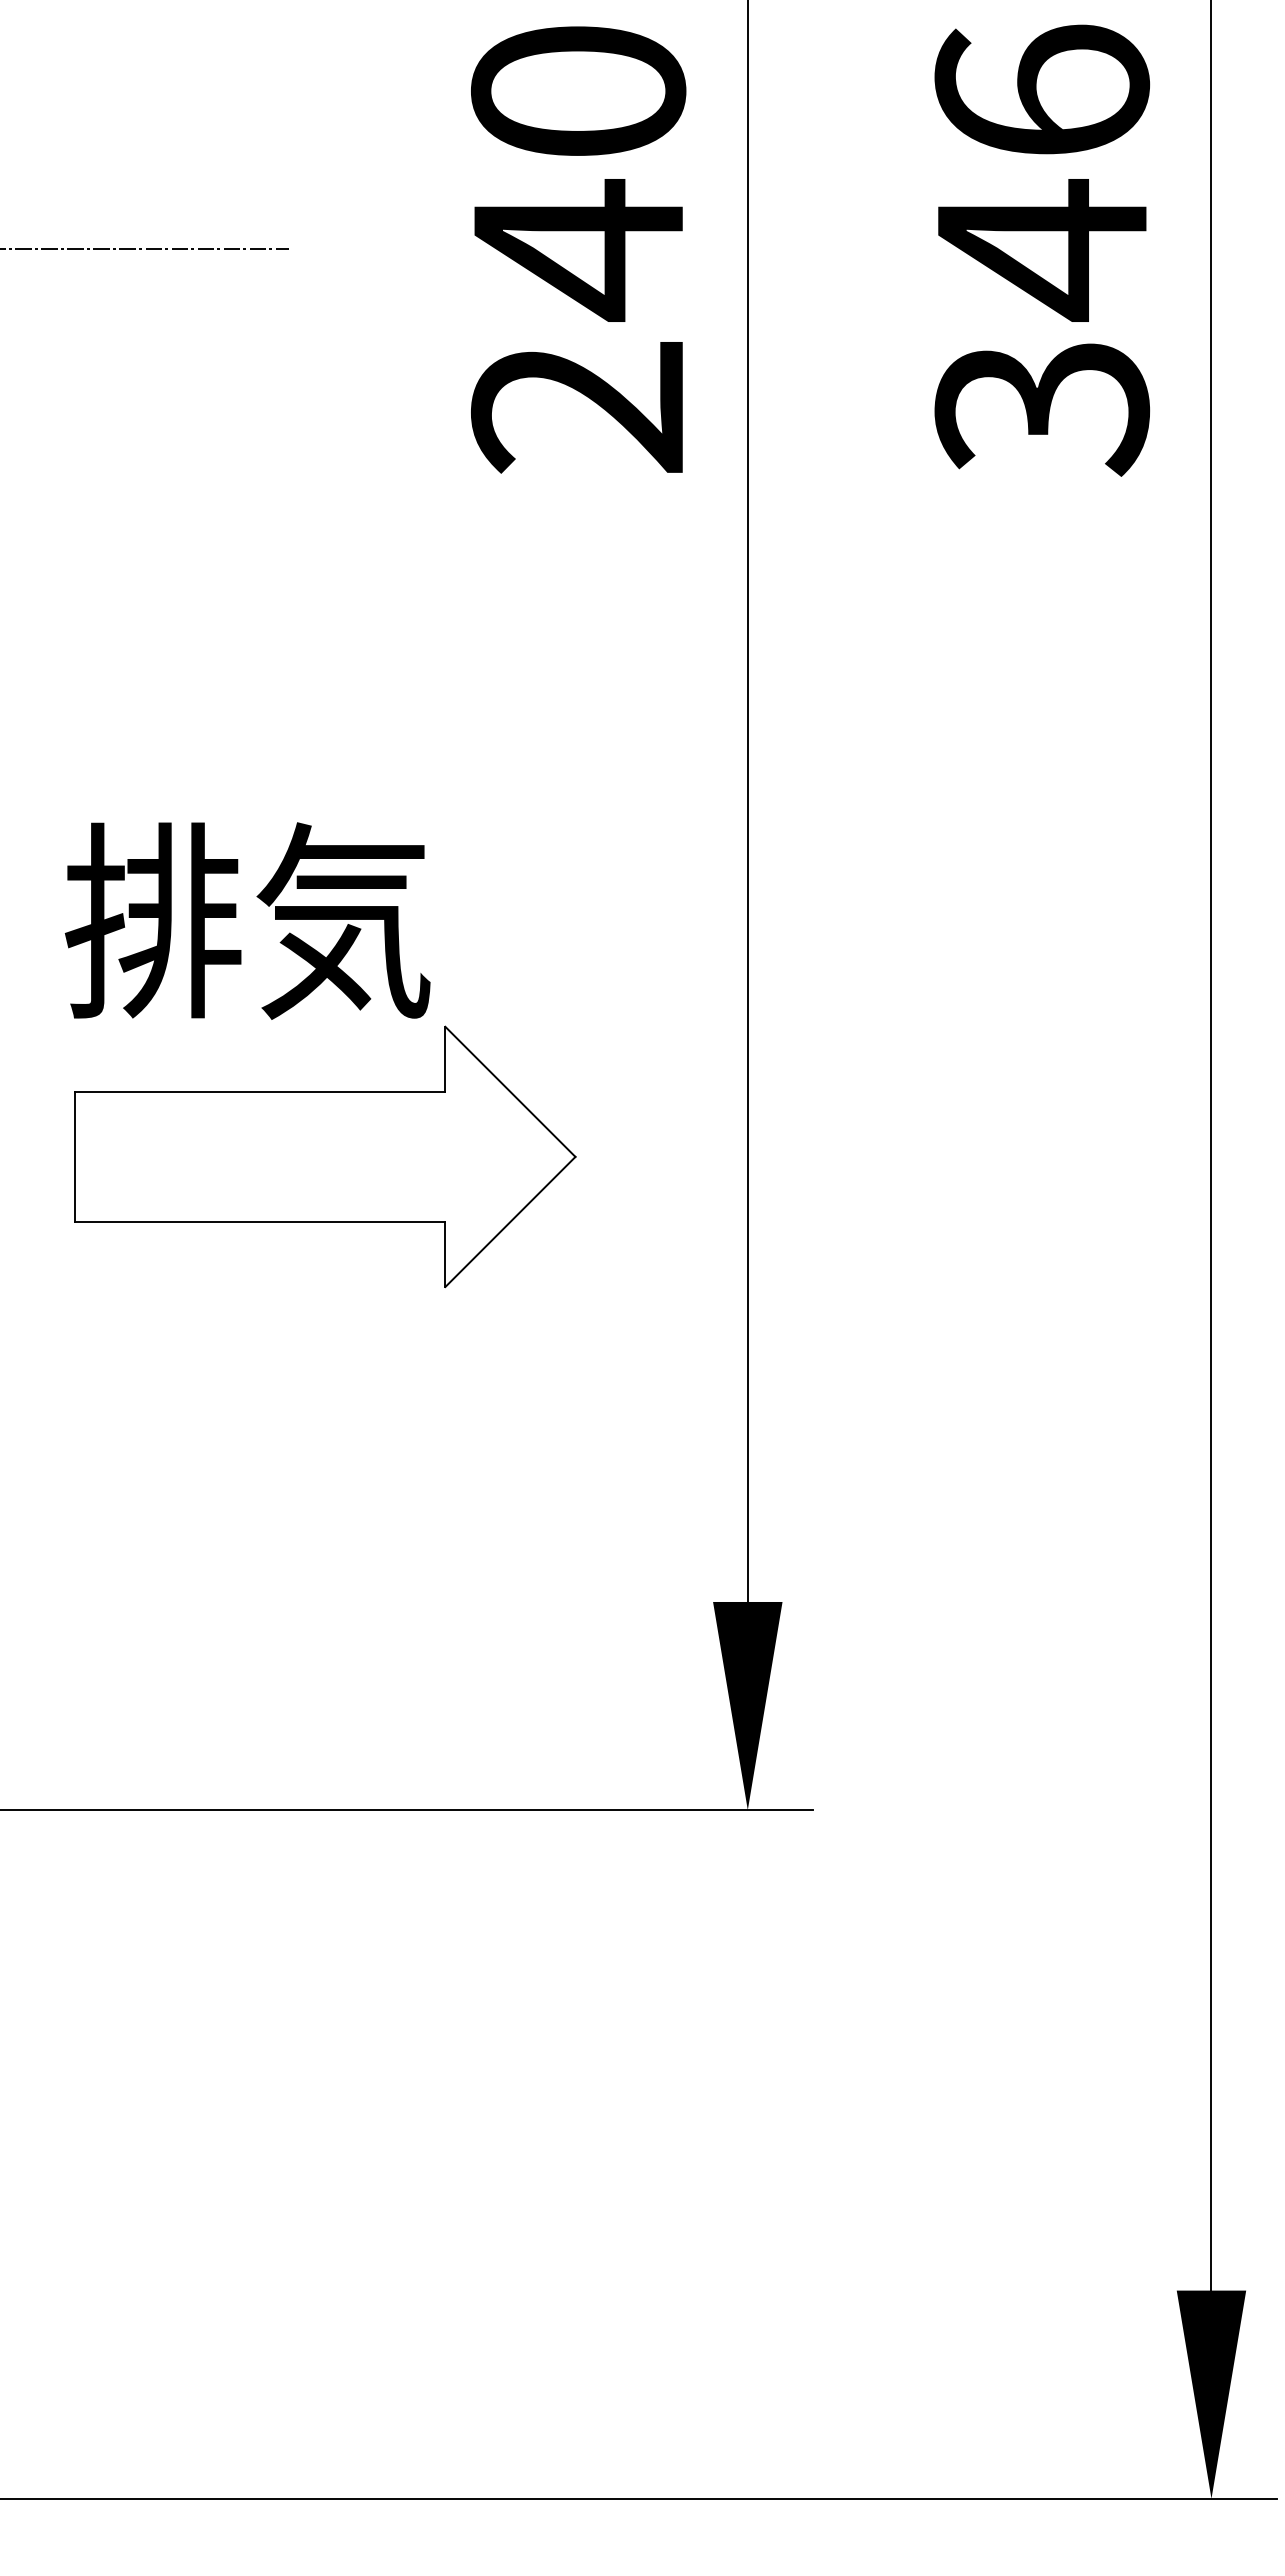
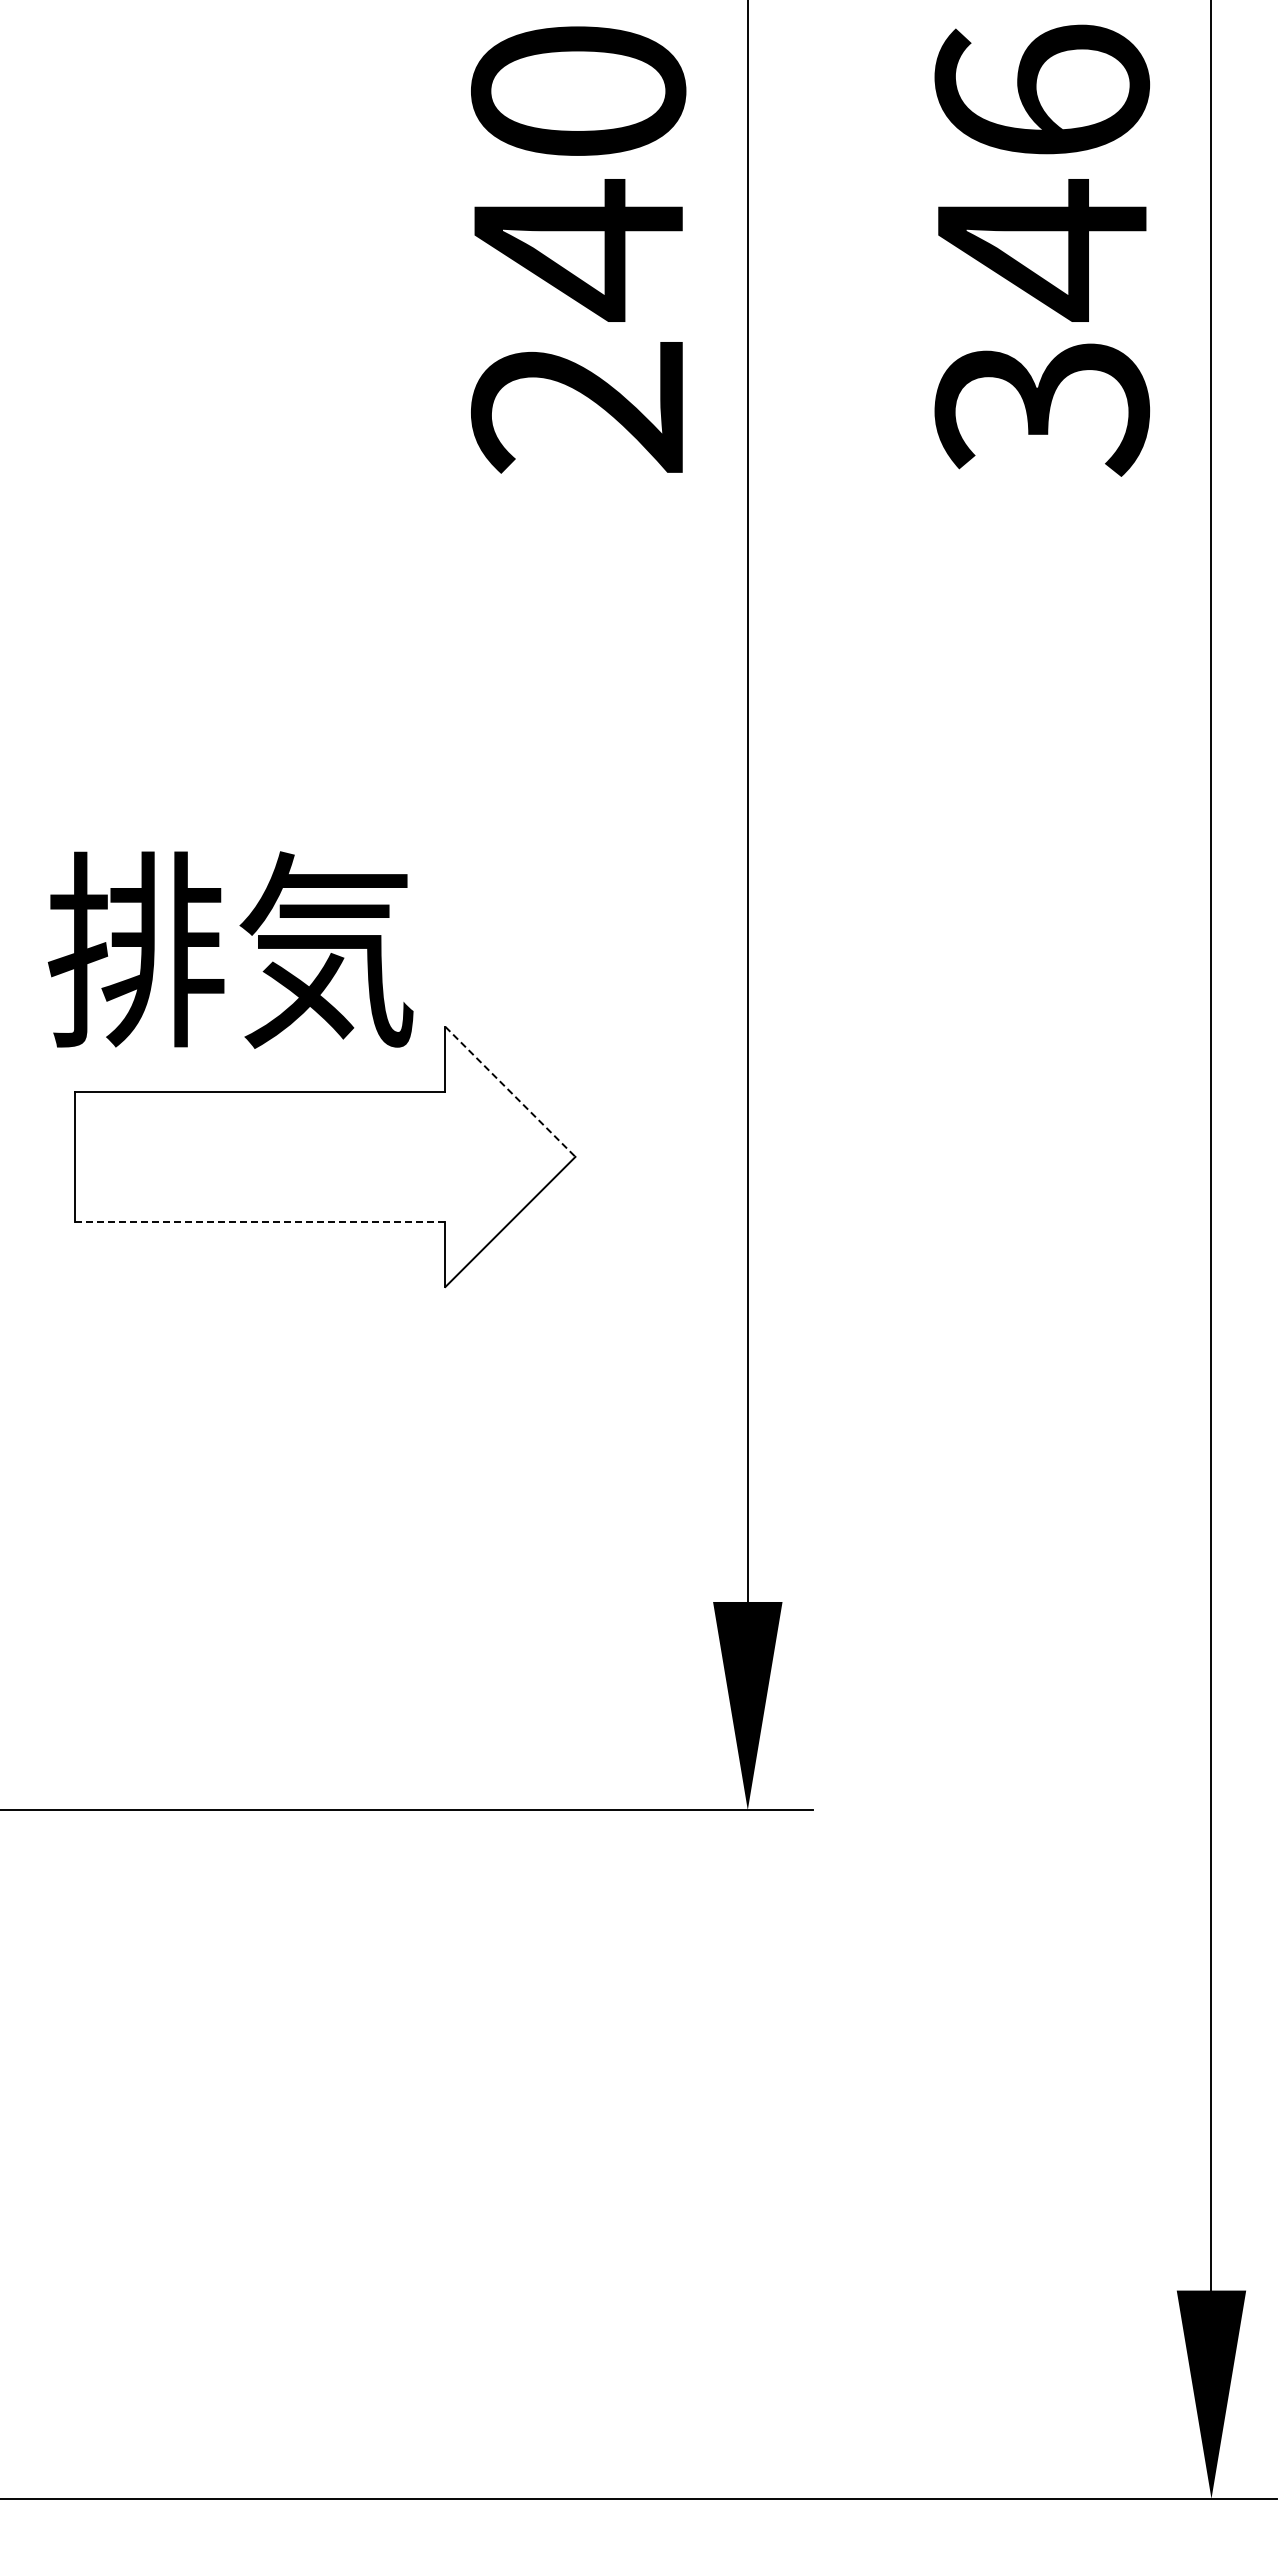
line: present -> none (145, 248)
text position: (247, 920) -> (230, 949) (230, 949)
line: solid -> dashed (510, 1091)
line: solid -> dashed (260, 1221)
